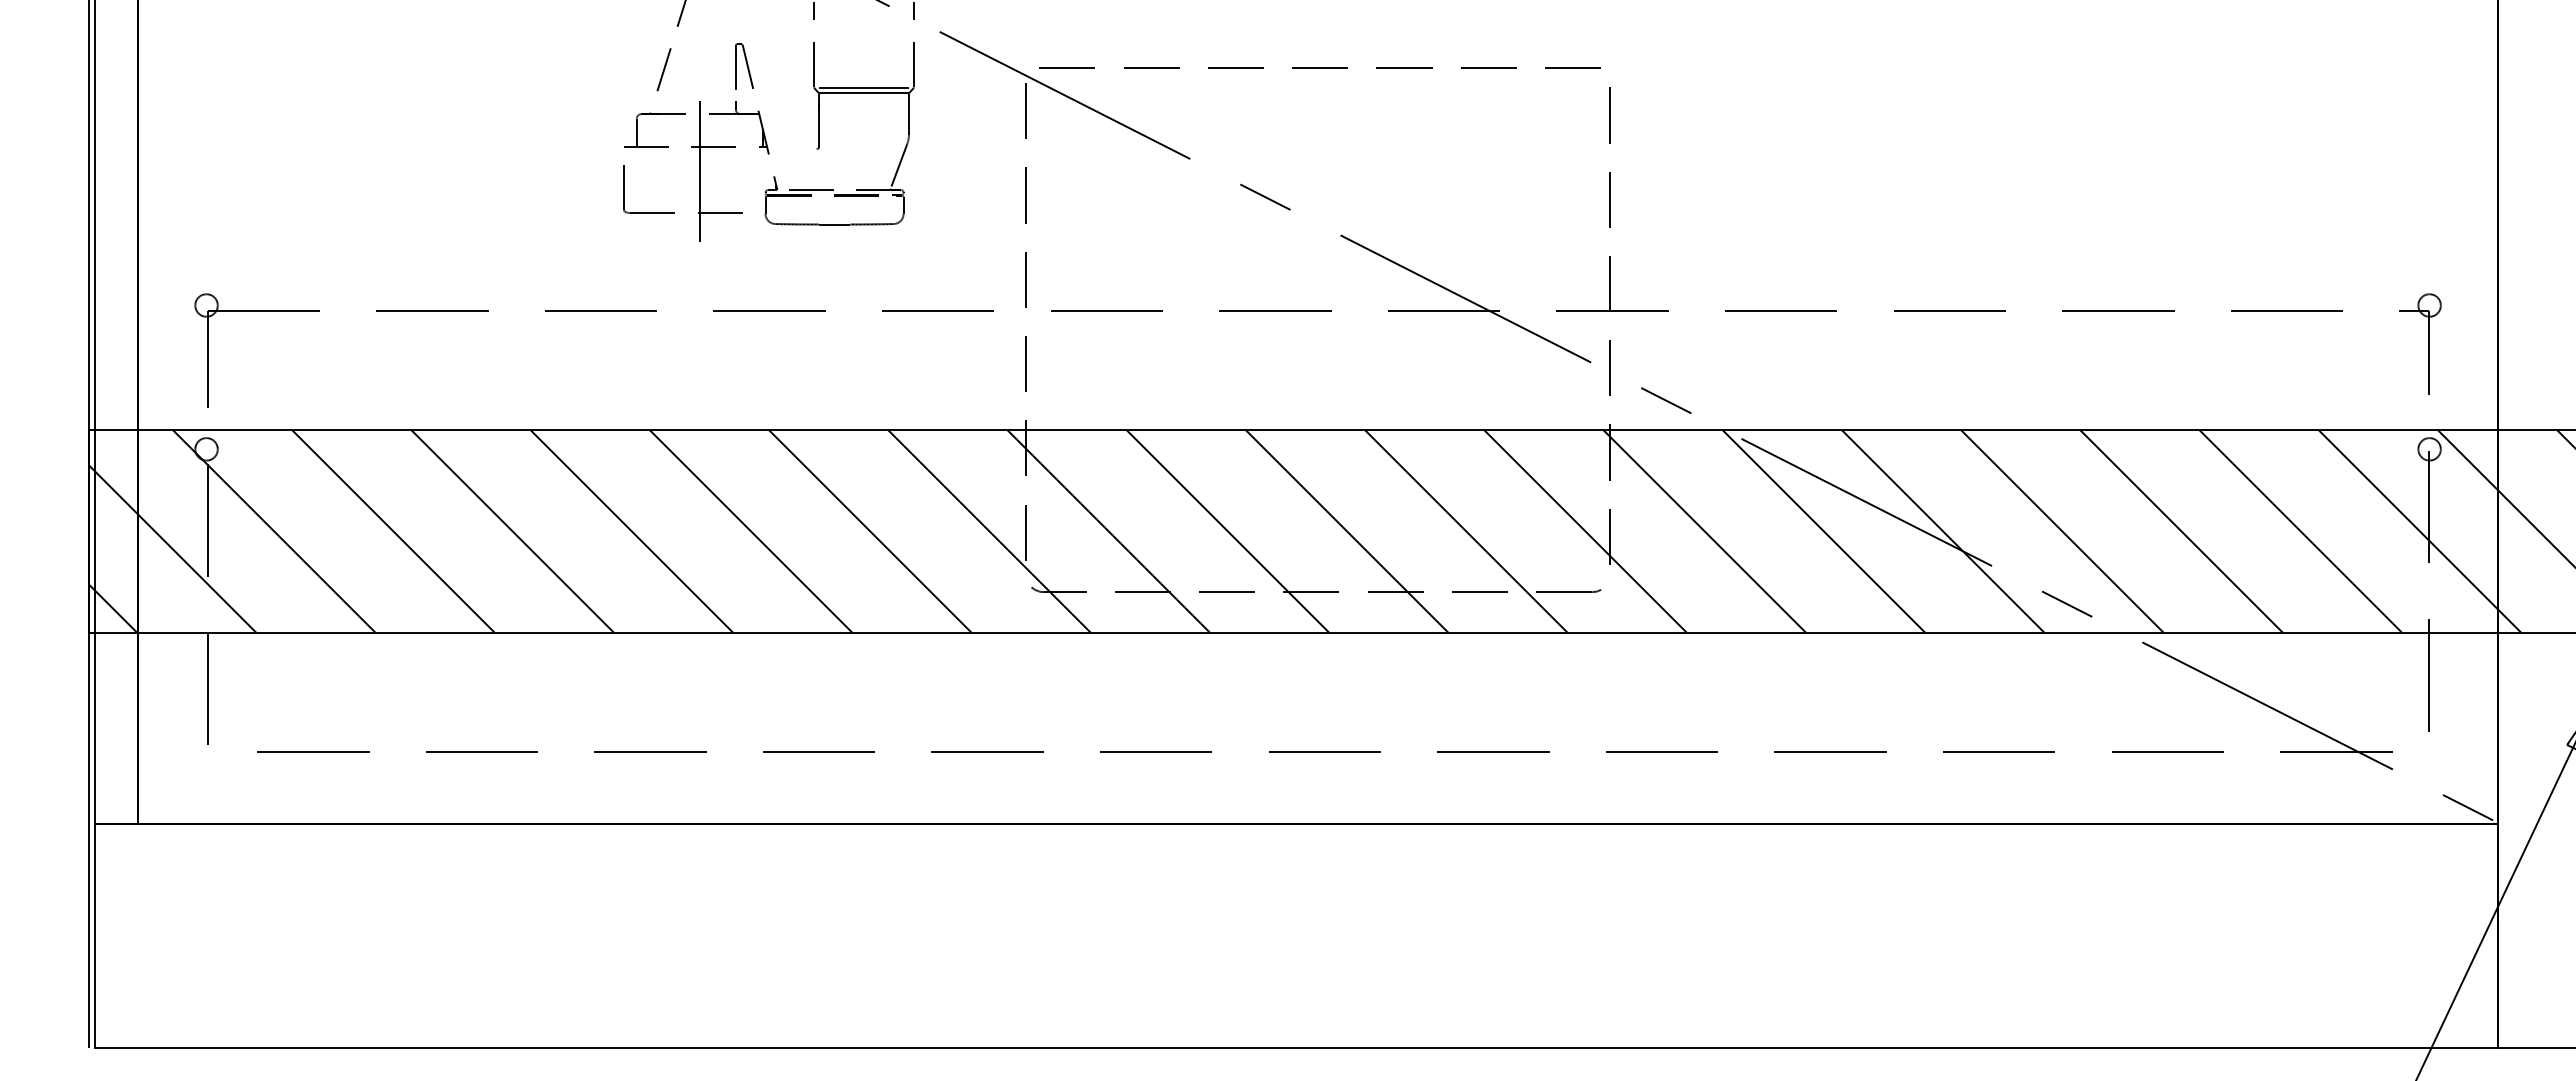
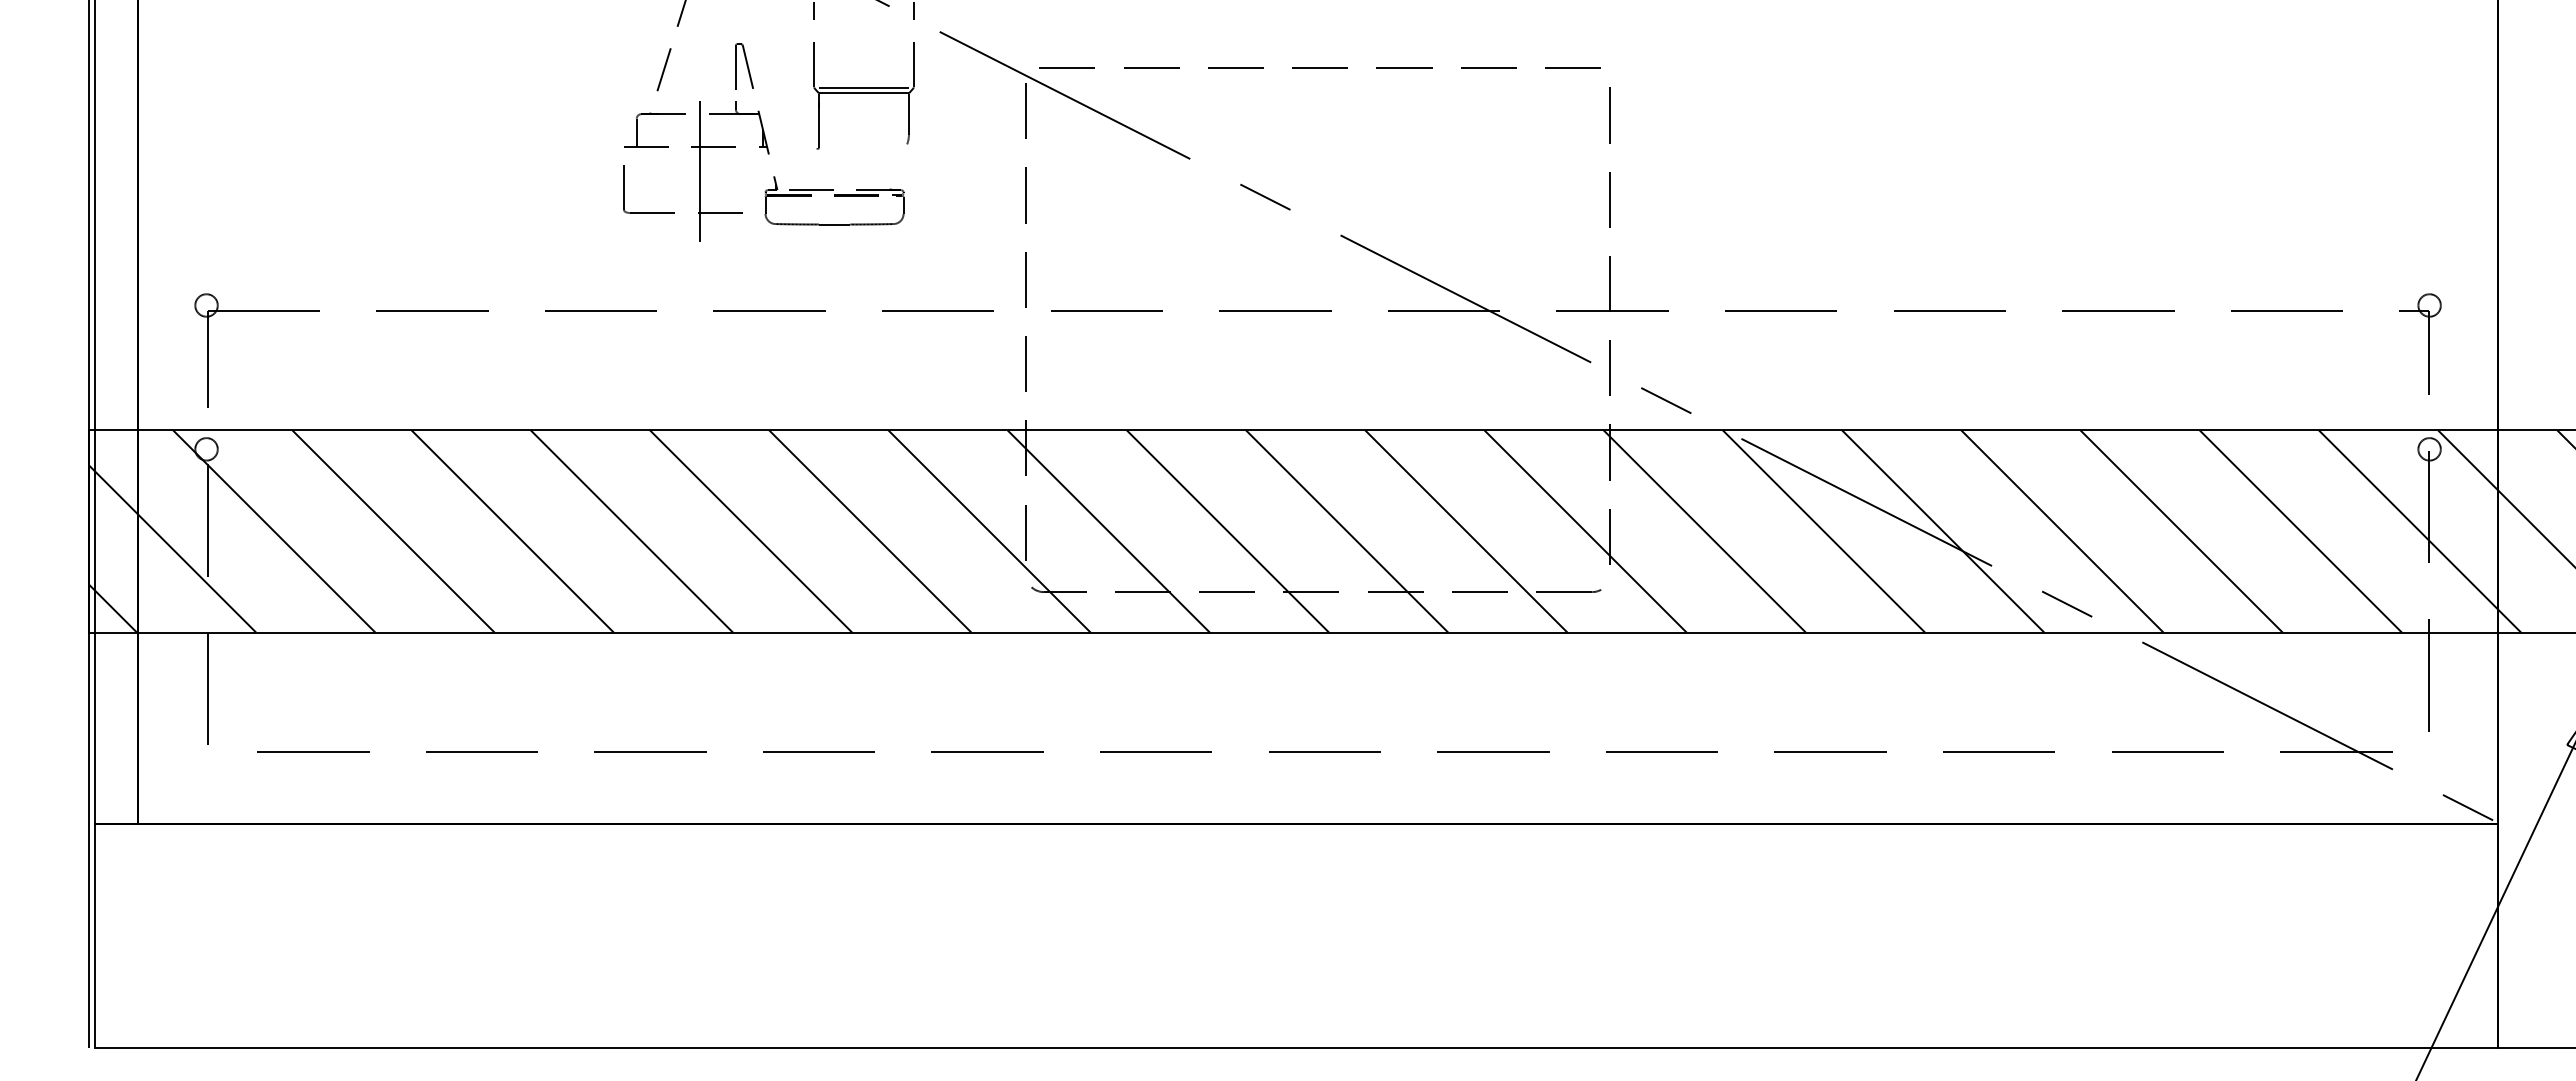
line: present -> none (898, 166)
